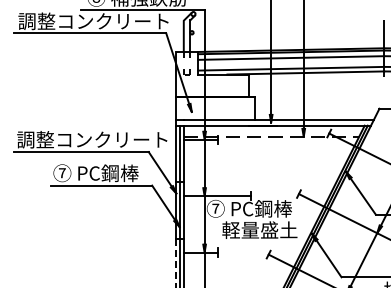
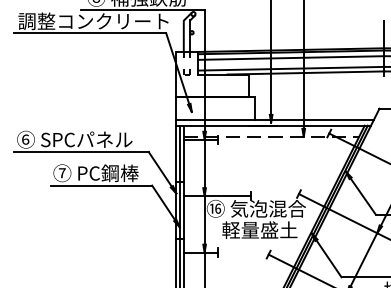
text: 調整コンクリート -> ⑥ SPCパネル (92, 139)
text: ⑦ PC鋼棒 -> ⑯ 気泡混合 (257, 208)
line: dashed -> solid (175, 263)
